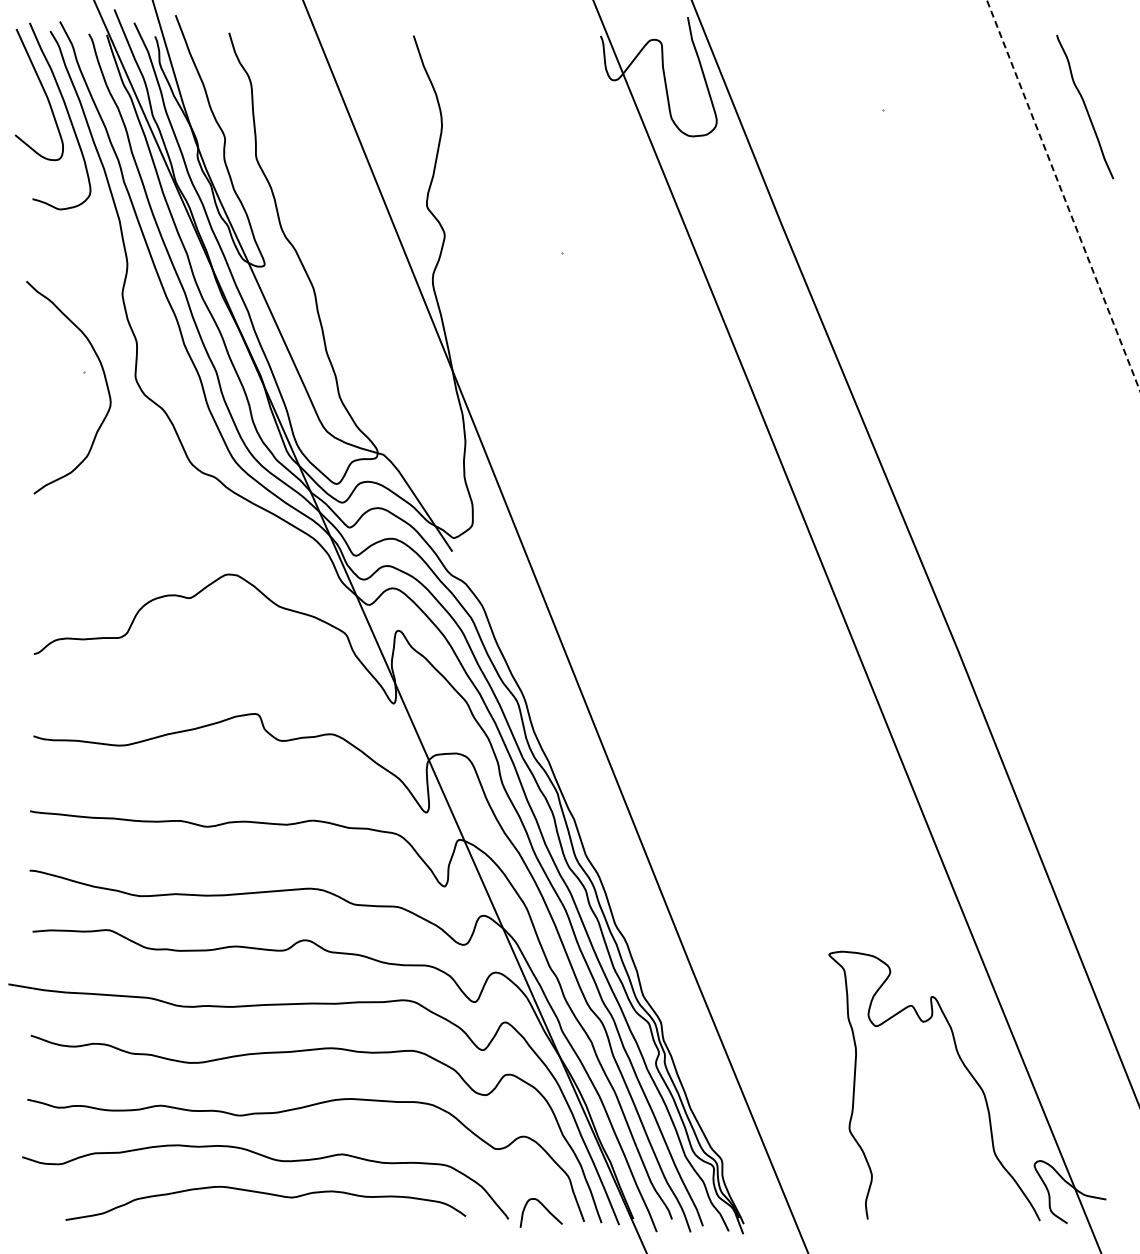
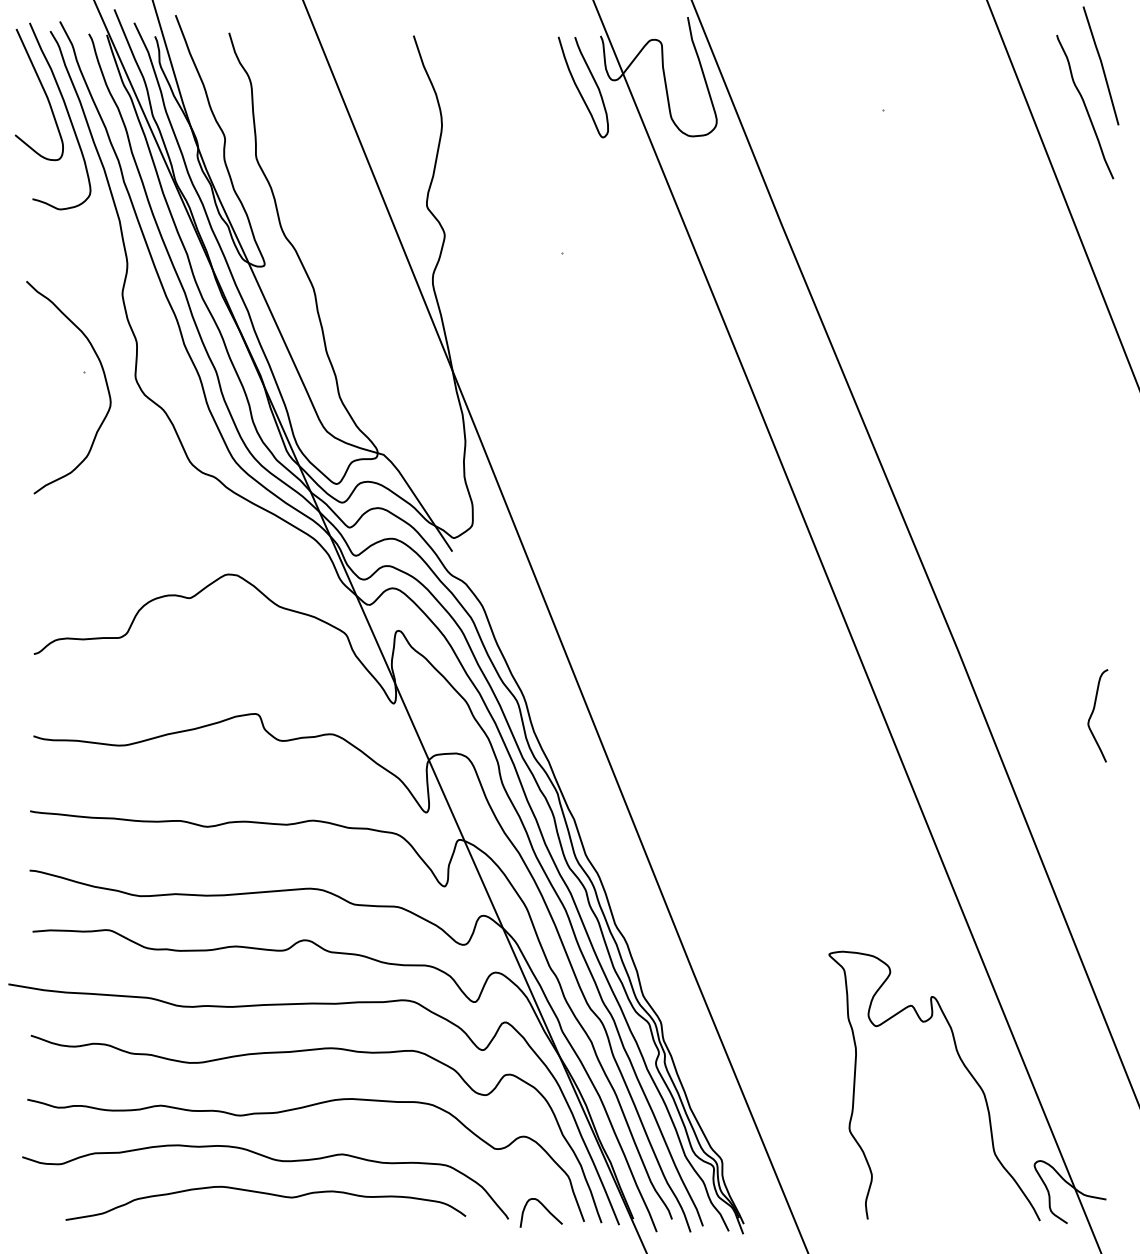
line: none -> present (1101, 65)
curve: none -> present (579, 89)
line: dashed -> solid (1063, 196)
curve: none -> present (1093, 713)
